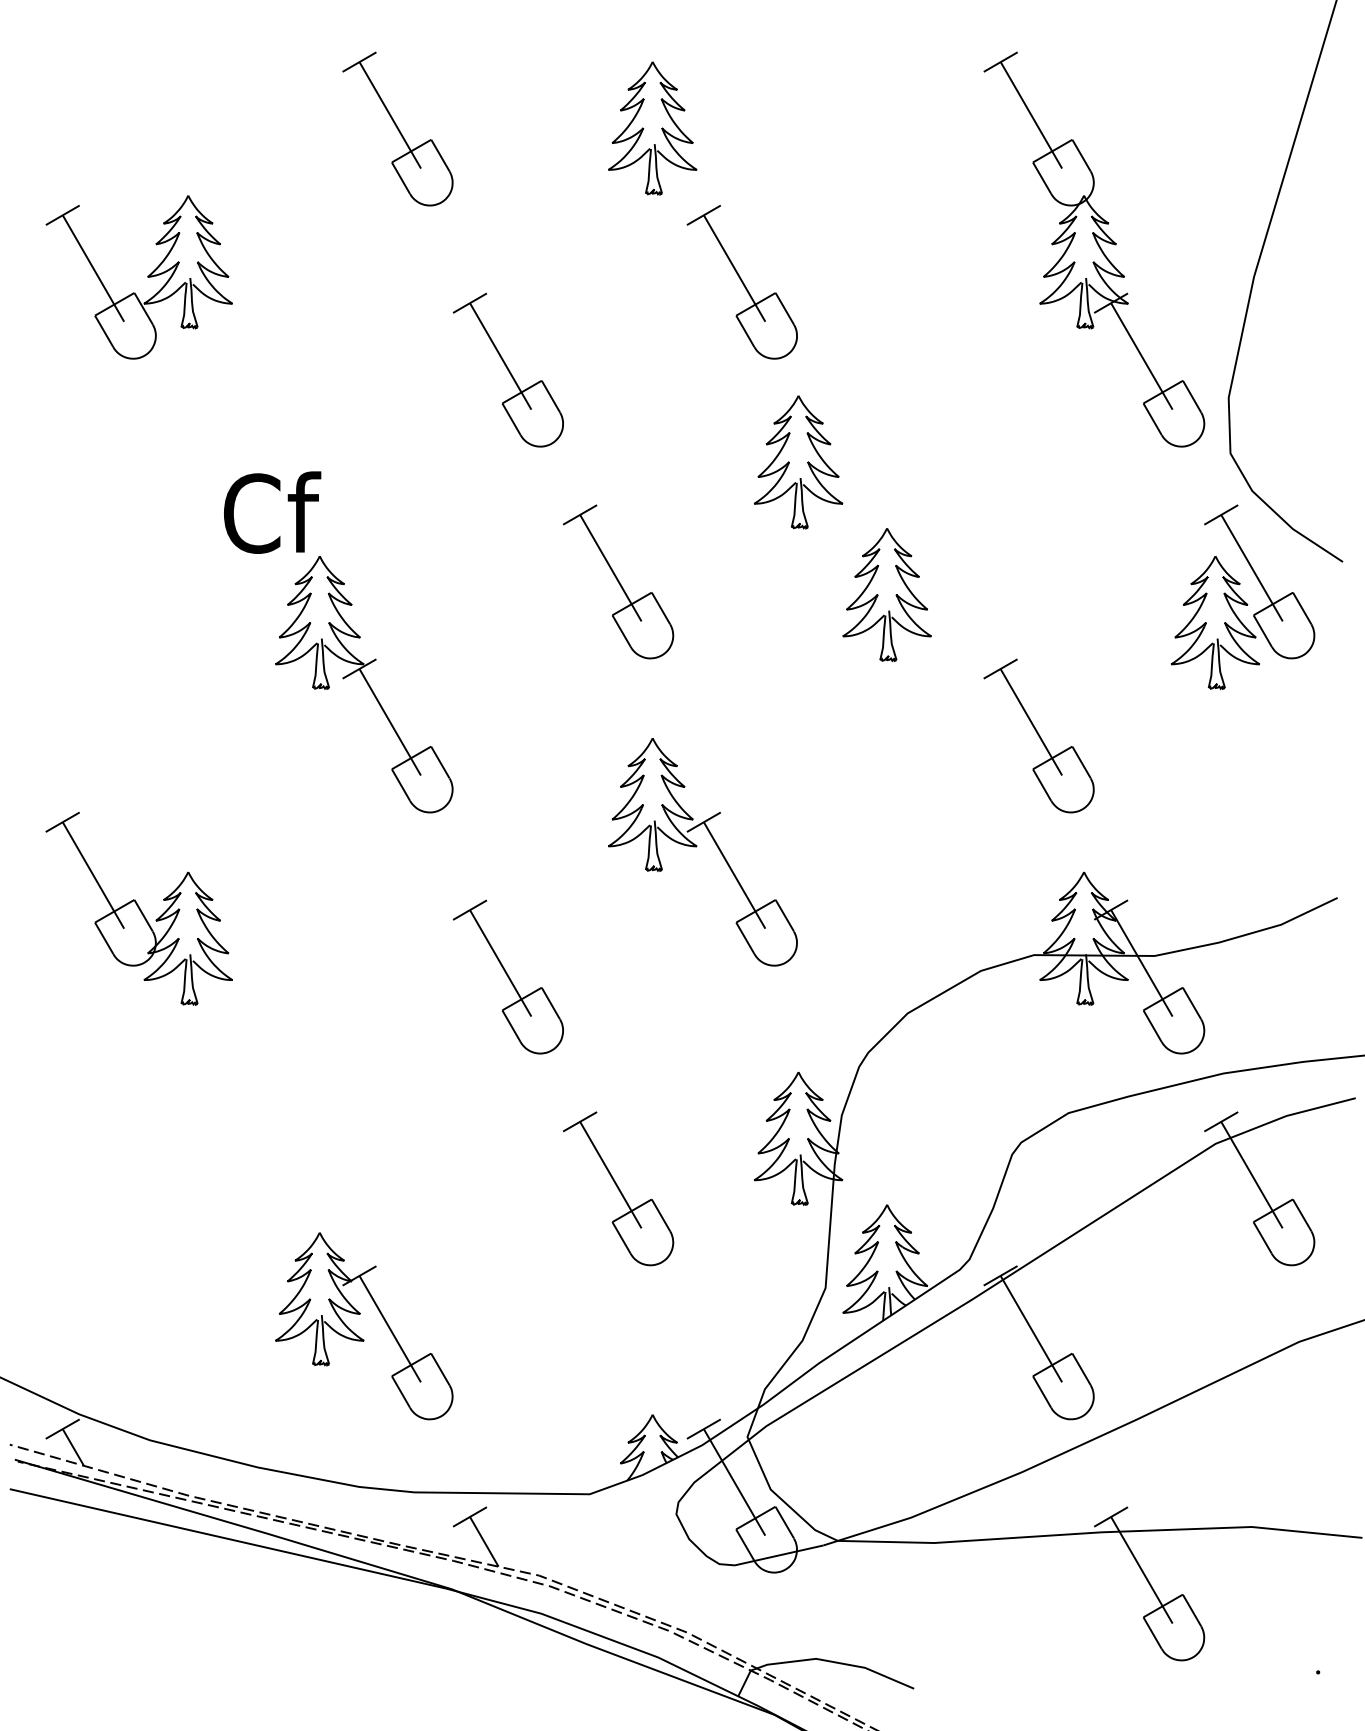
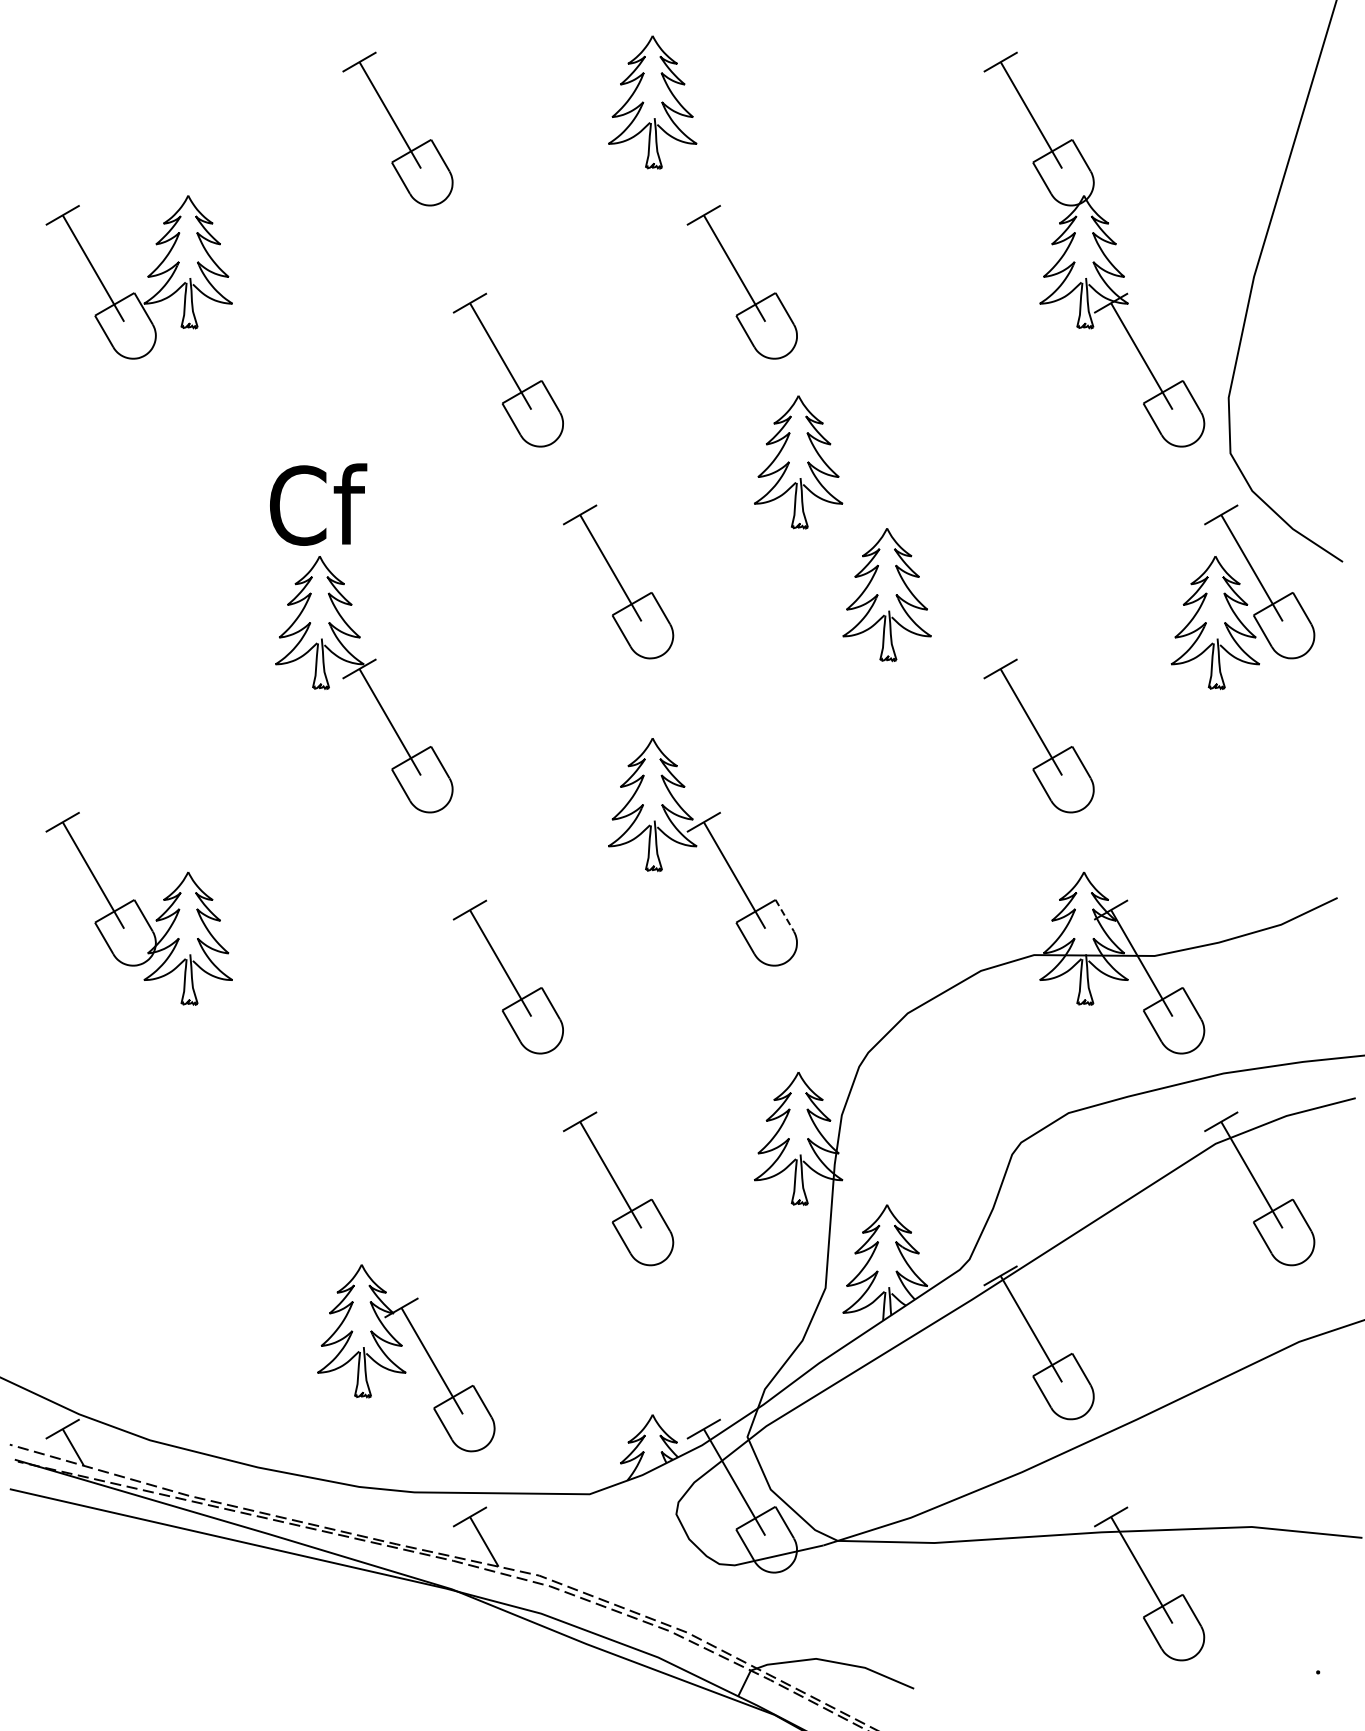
part position: (652, 128) -> (652, 102) (652, 102)
text position: (272, 512) -> (318, 504) (318, 504)
line: solid -> dashed (785, 916)
part position: (358, 1335) -> (400, 1367) (400, 1367)
